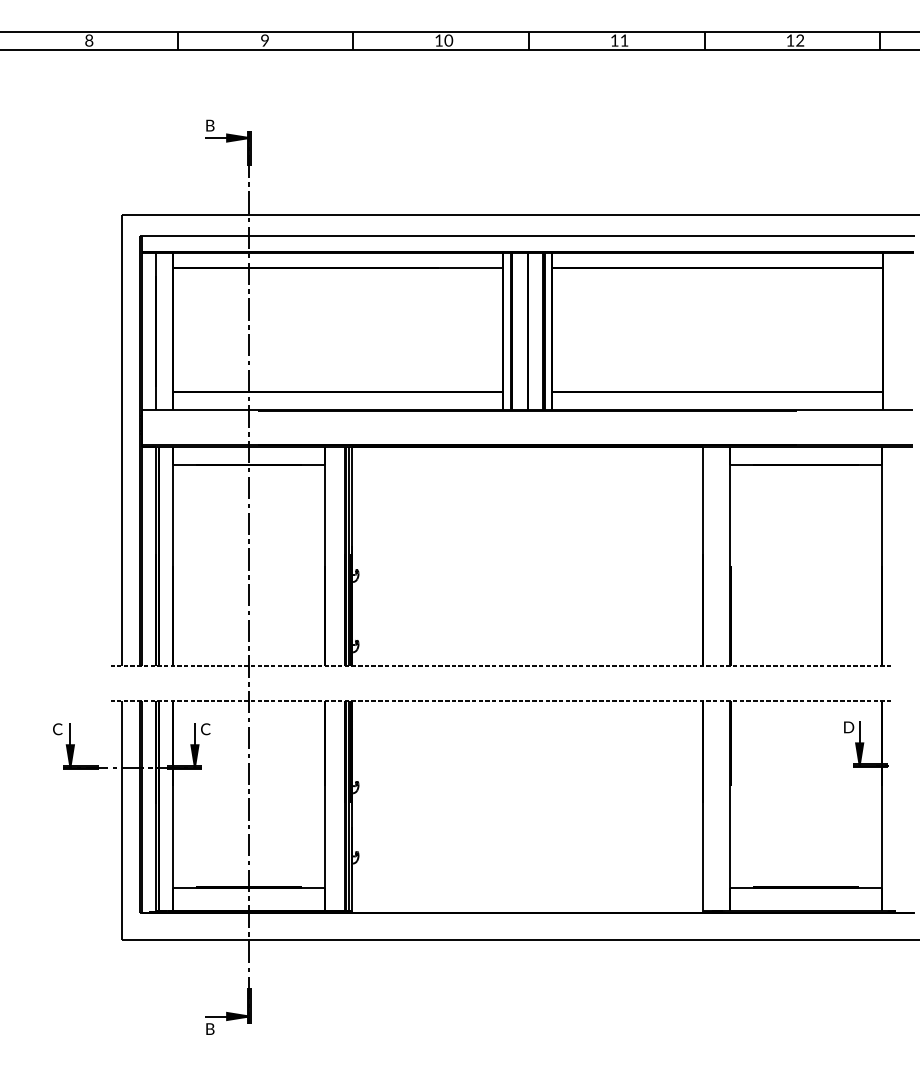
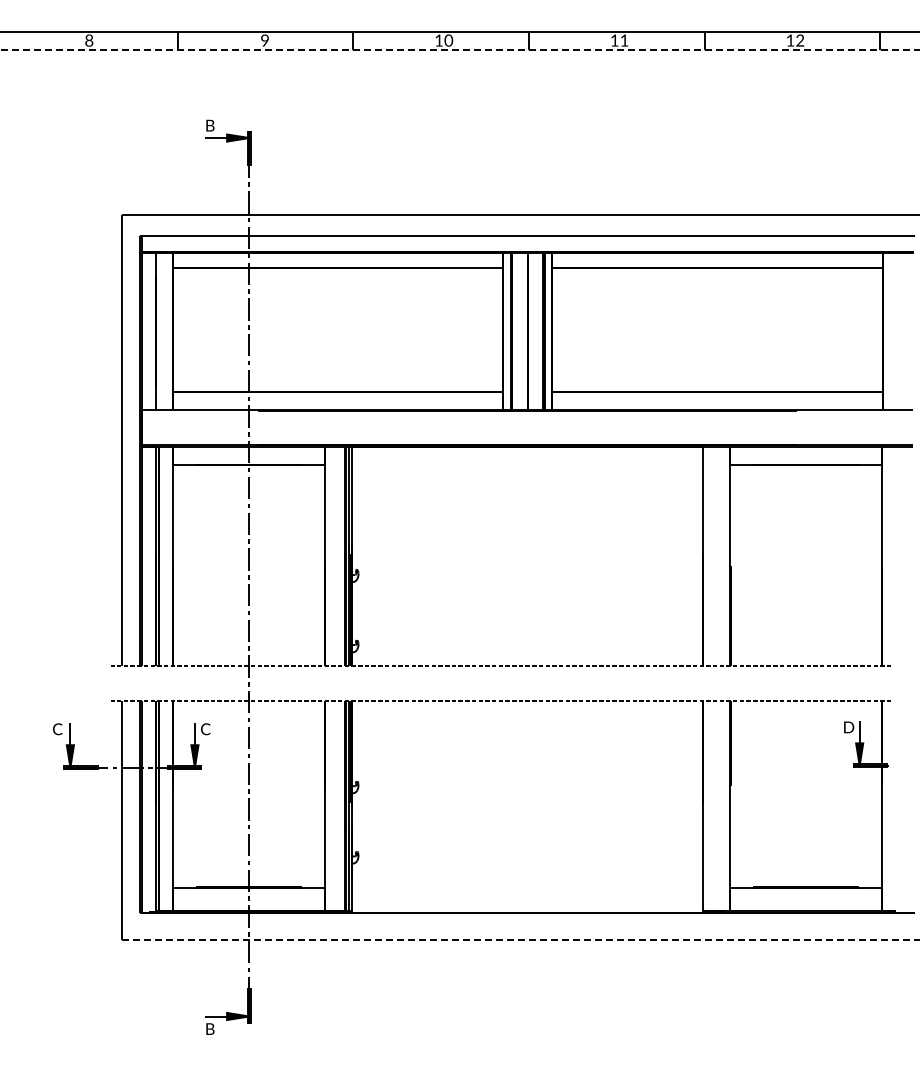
line: solid -> dashed (459, 49)
line: solid -> dashed (521, 939)
